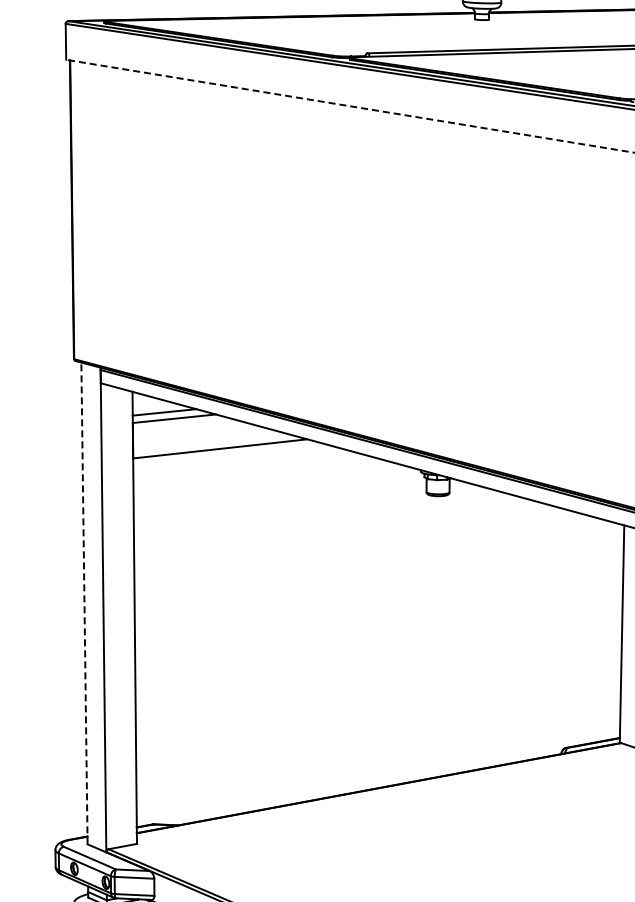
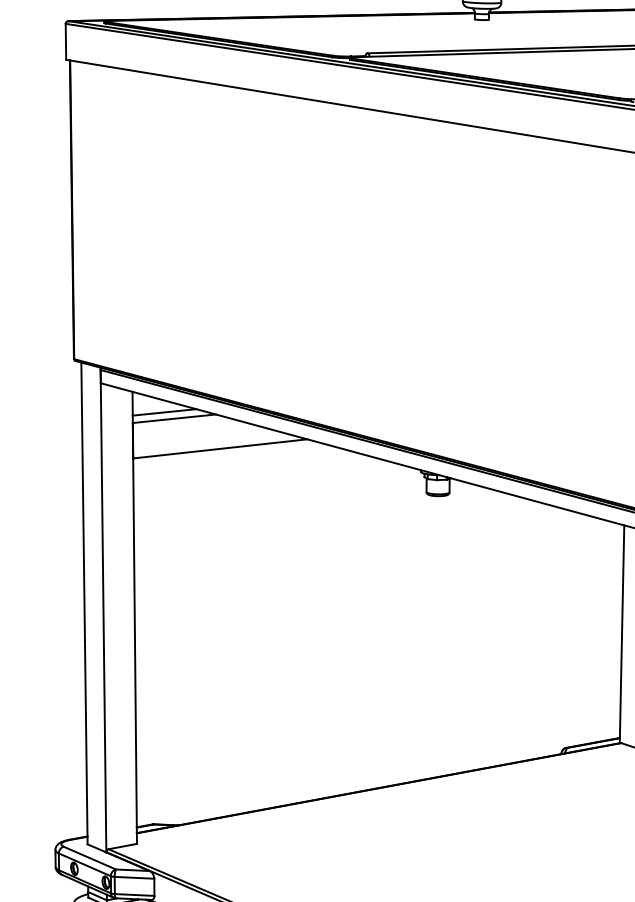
line: dashed -> solid (350, 106)
line: dashed -> solid (84, 603)
